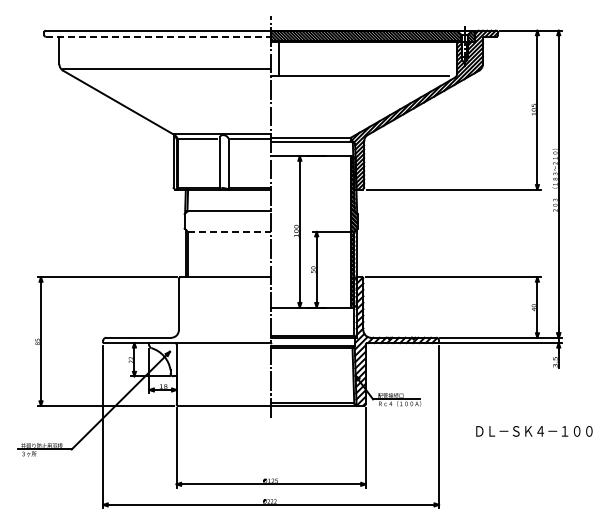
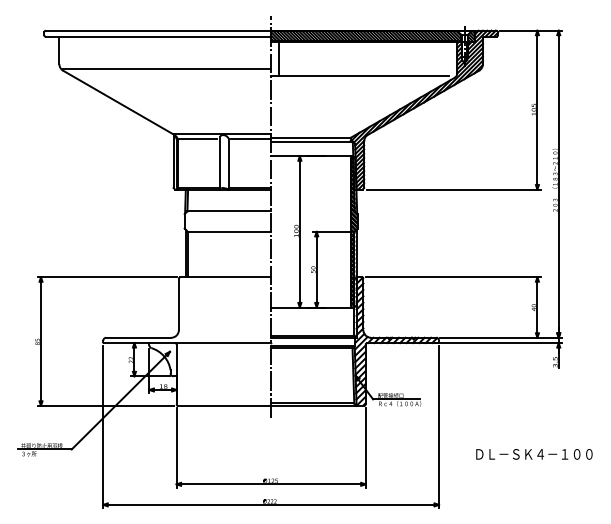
line: dashed -> solid (158, 36)
line: dashed -> solid (229, 231)
text position: (534, 431) -> (534, 454) (534, 454)
